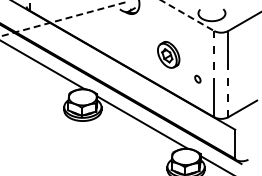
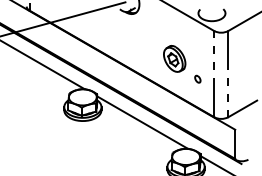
line: dashed -> solid (187, 15)
line: dashed -> solid (62, 19)
part position: (168, 54) -> (174, 58) (174, 58)
